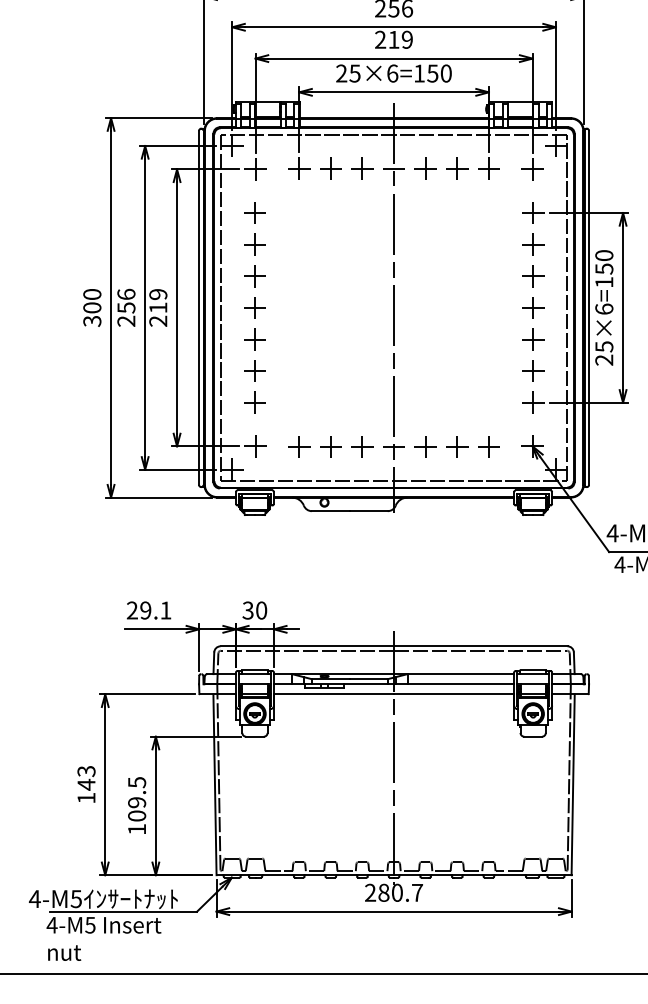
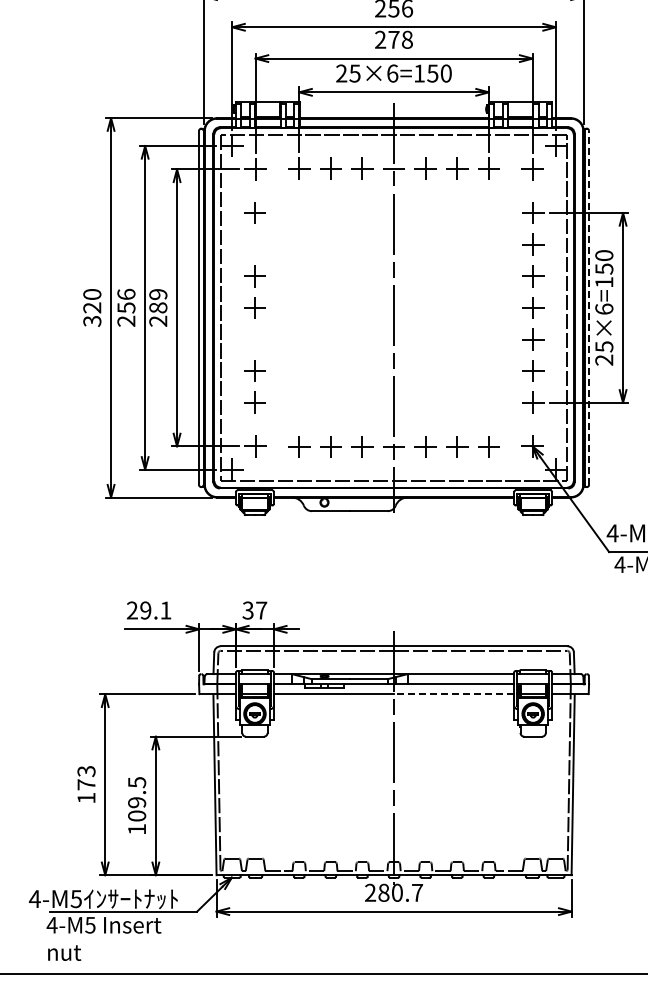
text: 219 -> 278 (400, 39)
part: present -> none (254, 244)
text: 300 -> 320 (92, 307)
text: 219 -> 289 (158, 307)
line: solid -> dashed (589, 307)
part: present -> none (254, 339)
text: 30 -> 37 (261, 610)
line: solid -> dashed (453, 694)
text: 143 -> 173 (86, 784)
